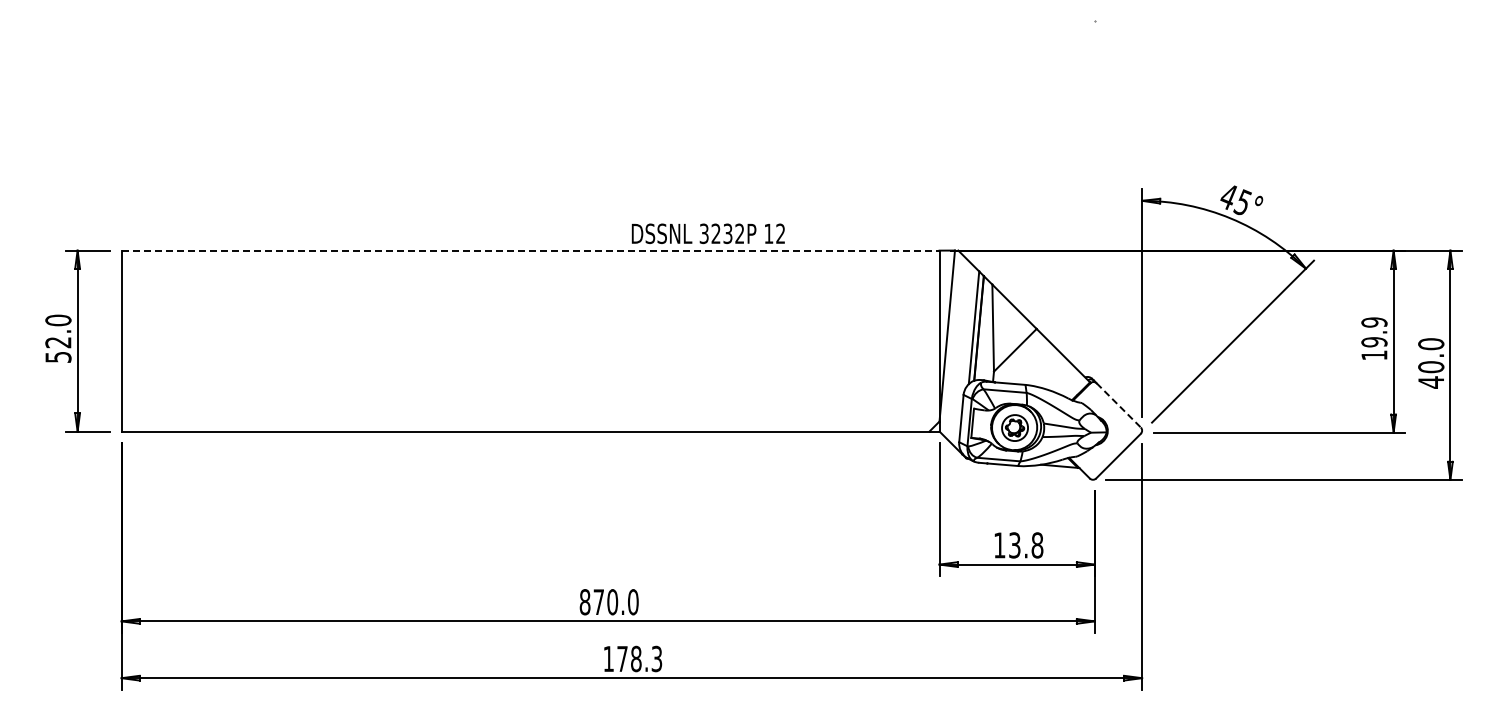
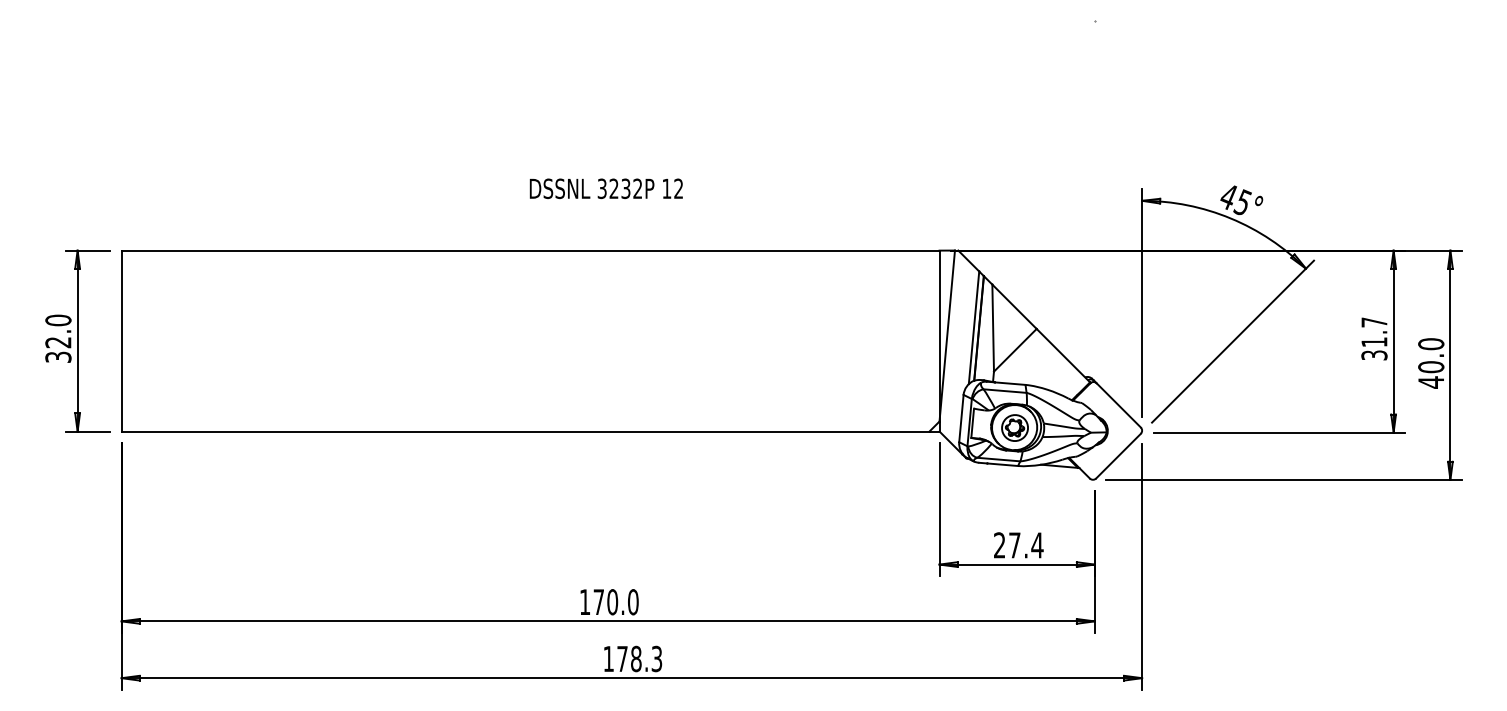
text position: (707, 233) -> (605, 188) (605, 188)
line: dashed -> solid (530, 250)
text: 19.9 -> 31.7 (1374, 338)
text: 52.0 -> 32.0 (57, 356)
line: dashed -> solid (1119, 405)
text: 13.8 -> 27.4 (1018, 545)
text: 870.0 -> 170.0 (584, 602)
